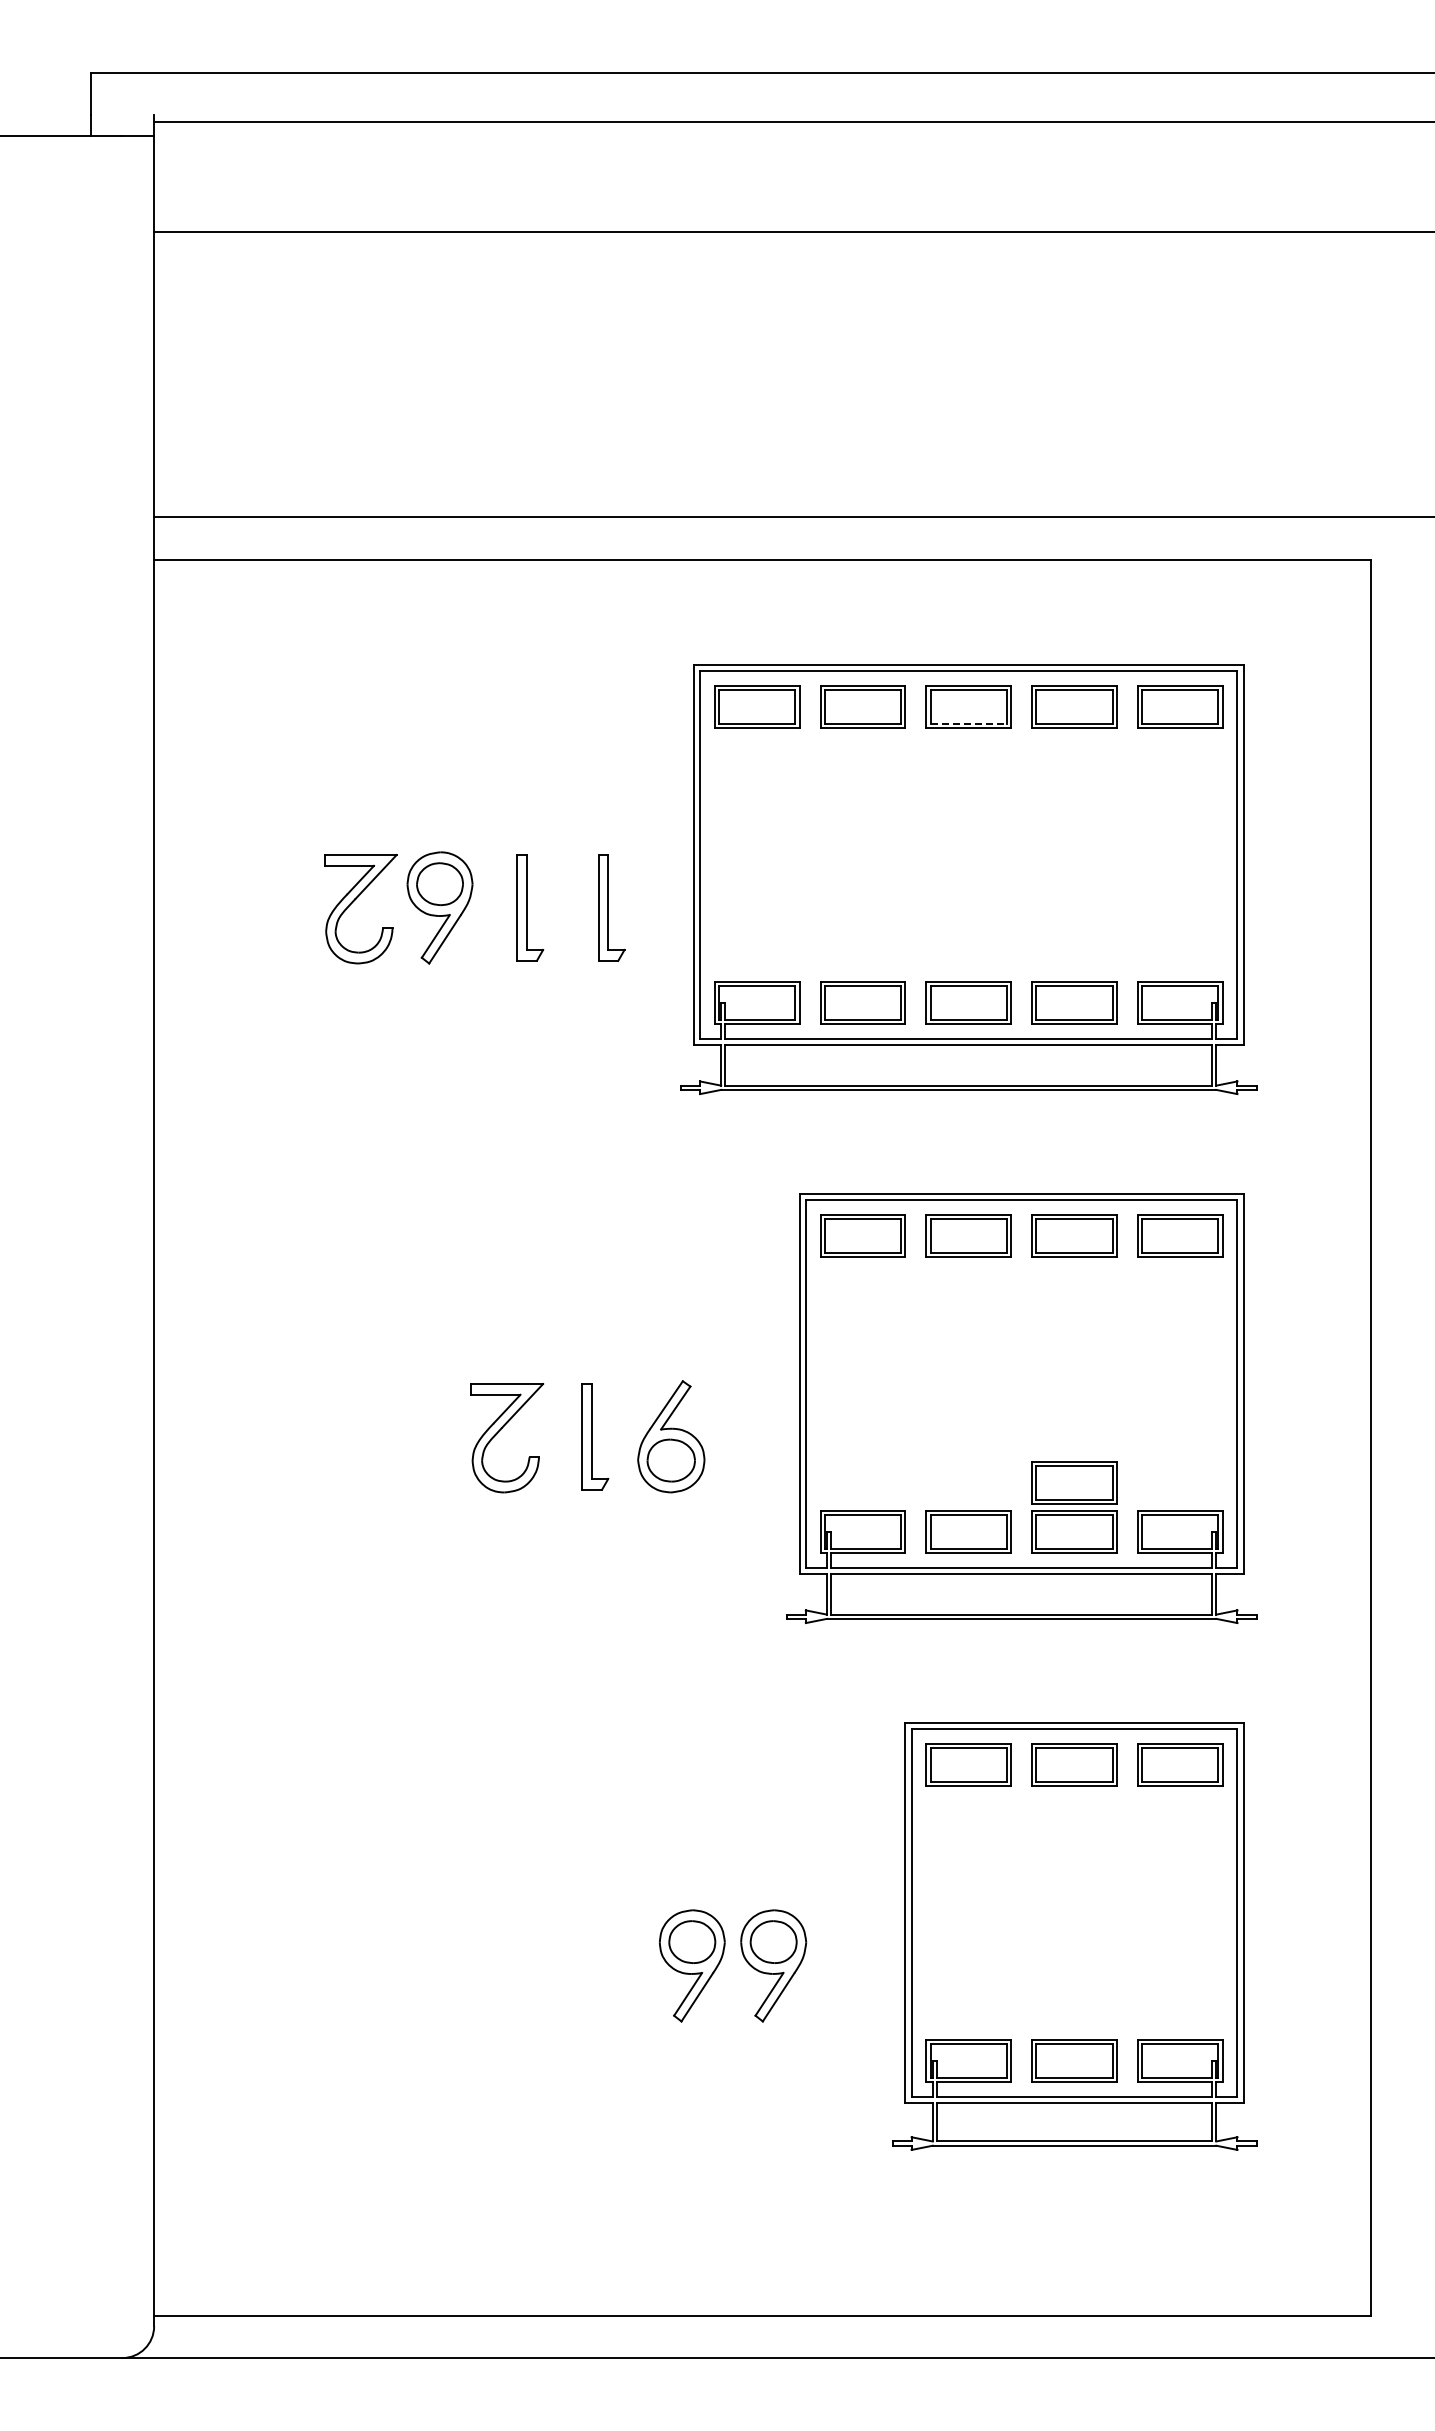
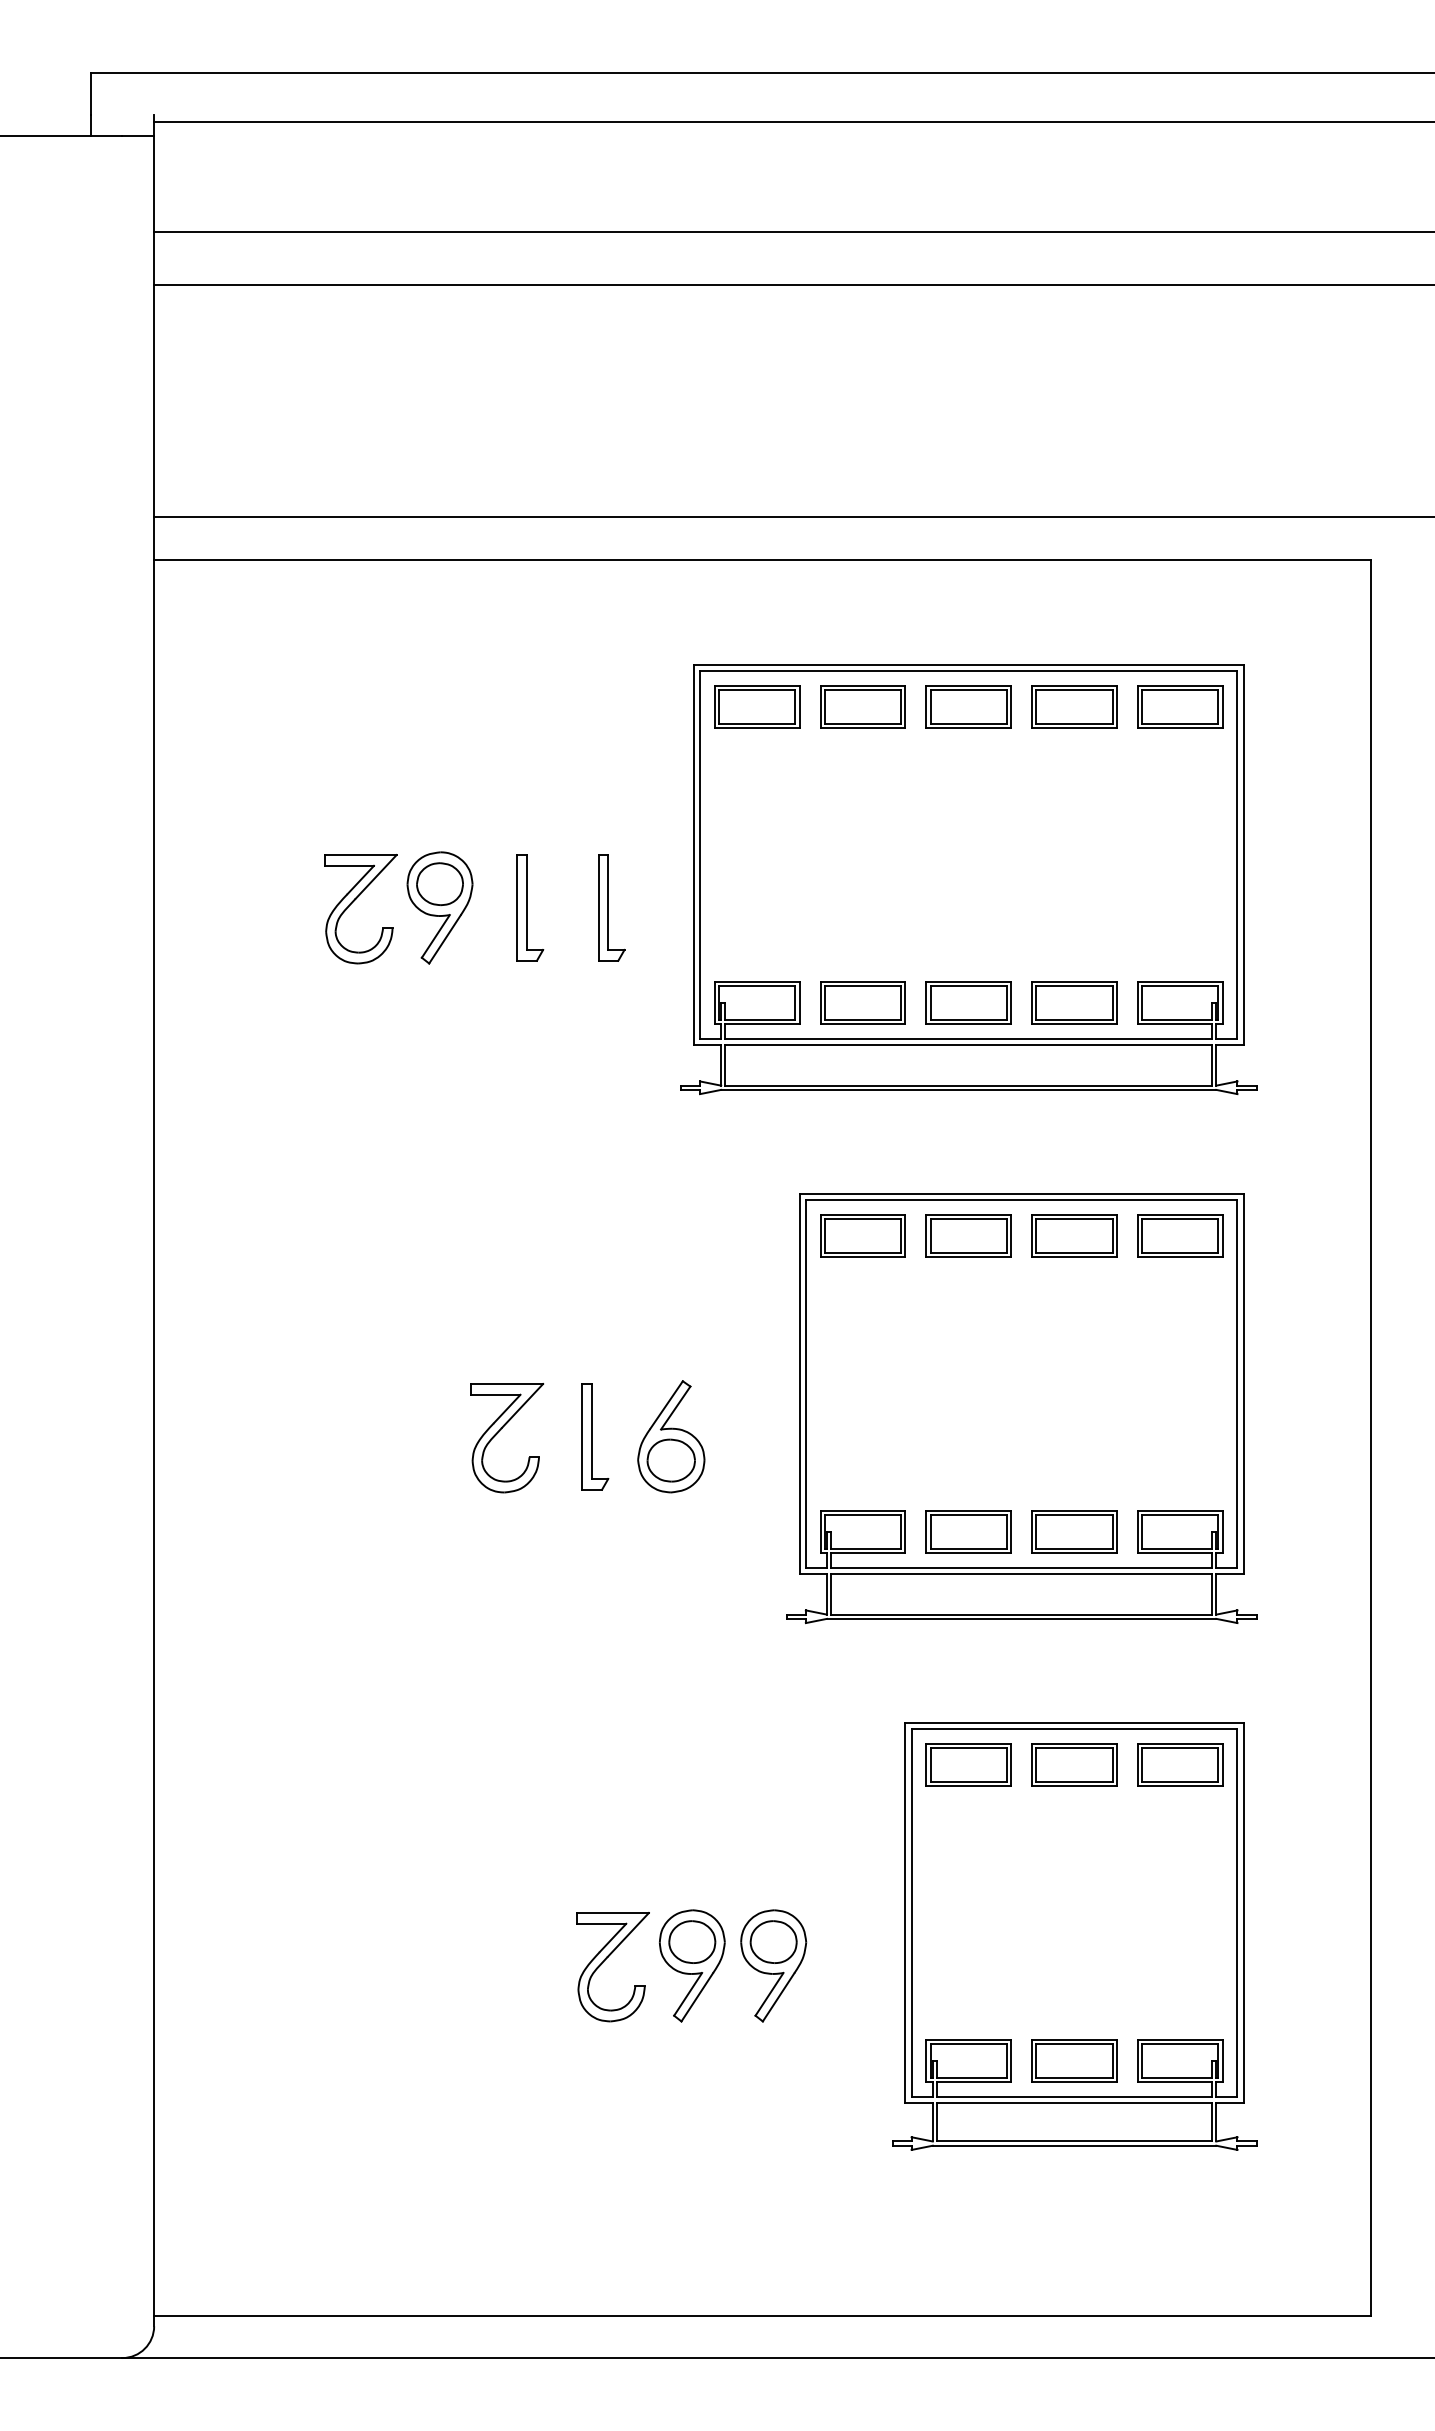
line: none -> present (792, 284)
line: dashed -> solid (969, 723)
part: present -> none (1074, 1482)
part: none -> present (605, 1960)
